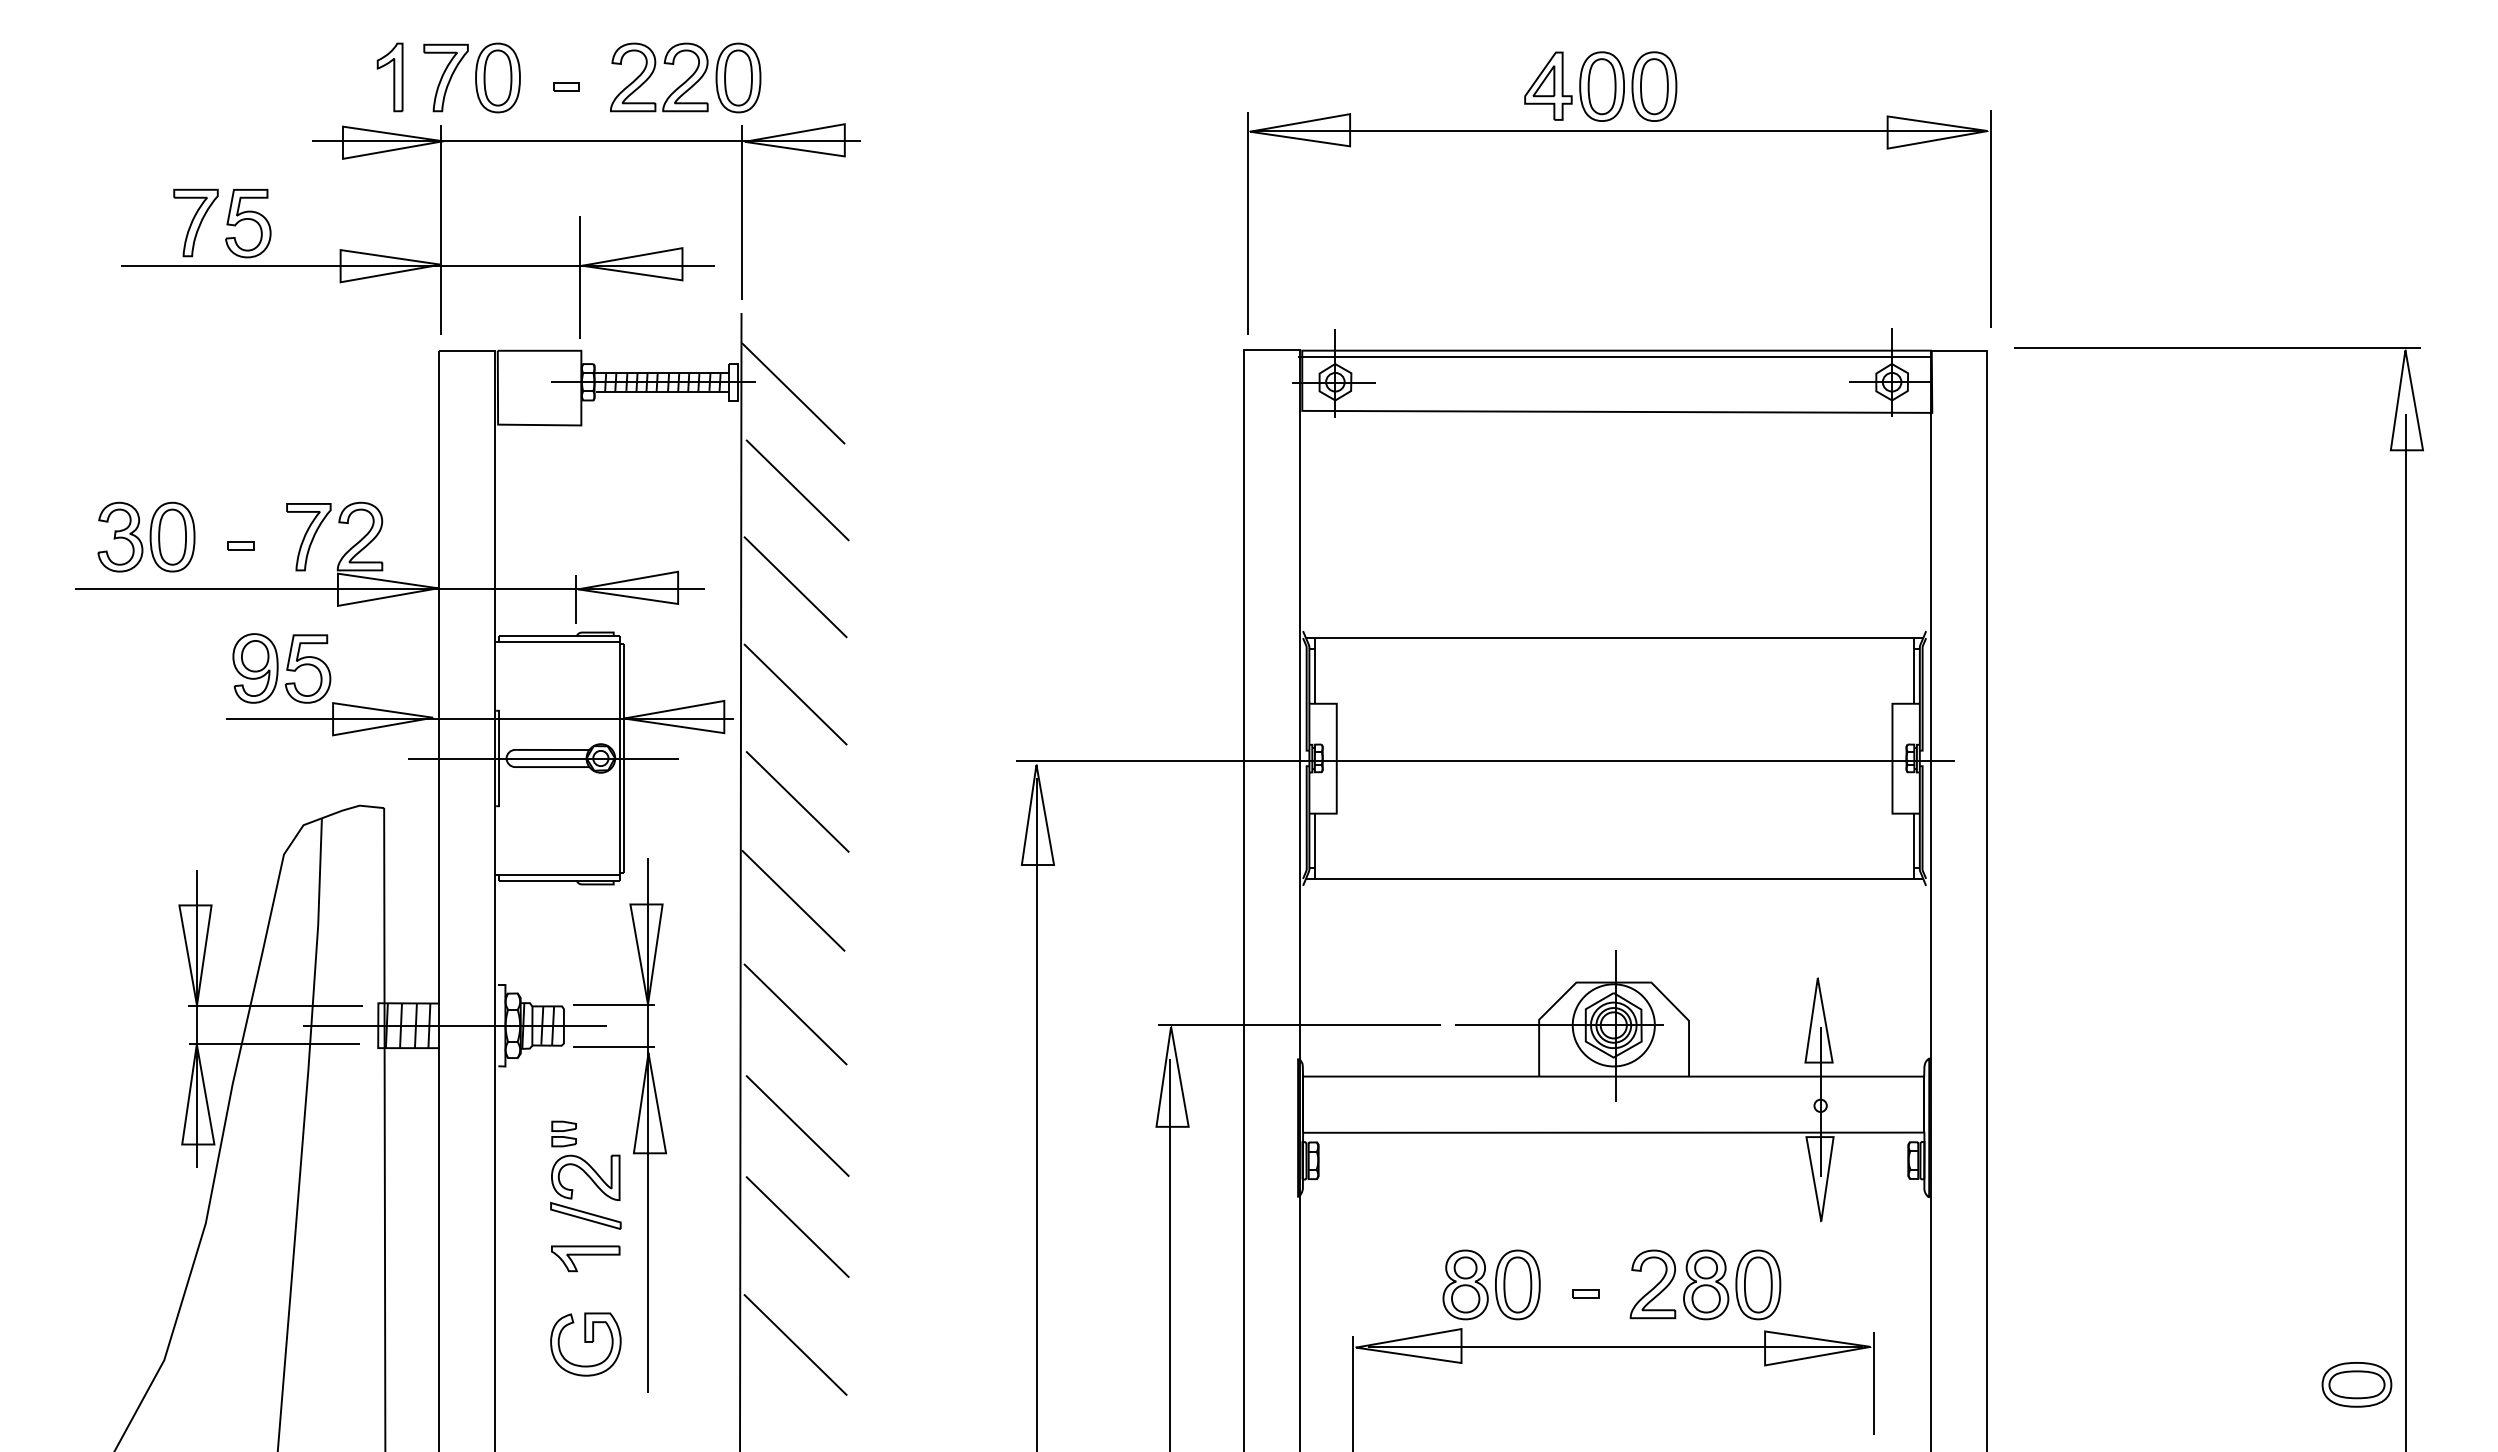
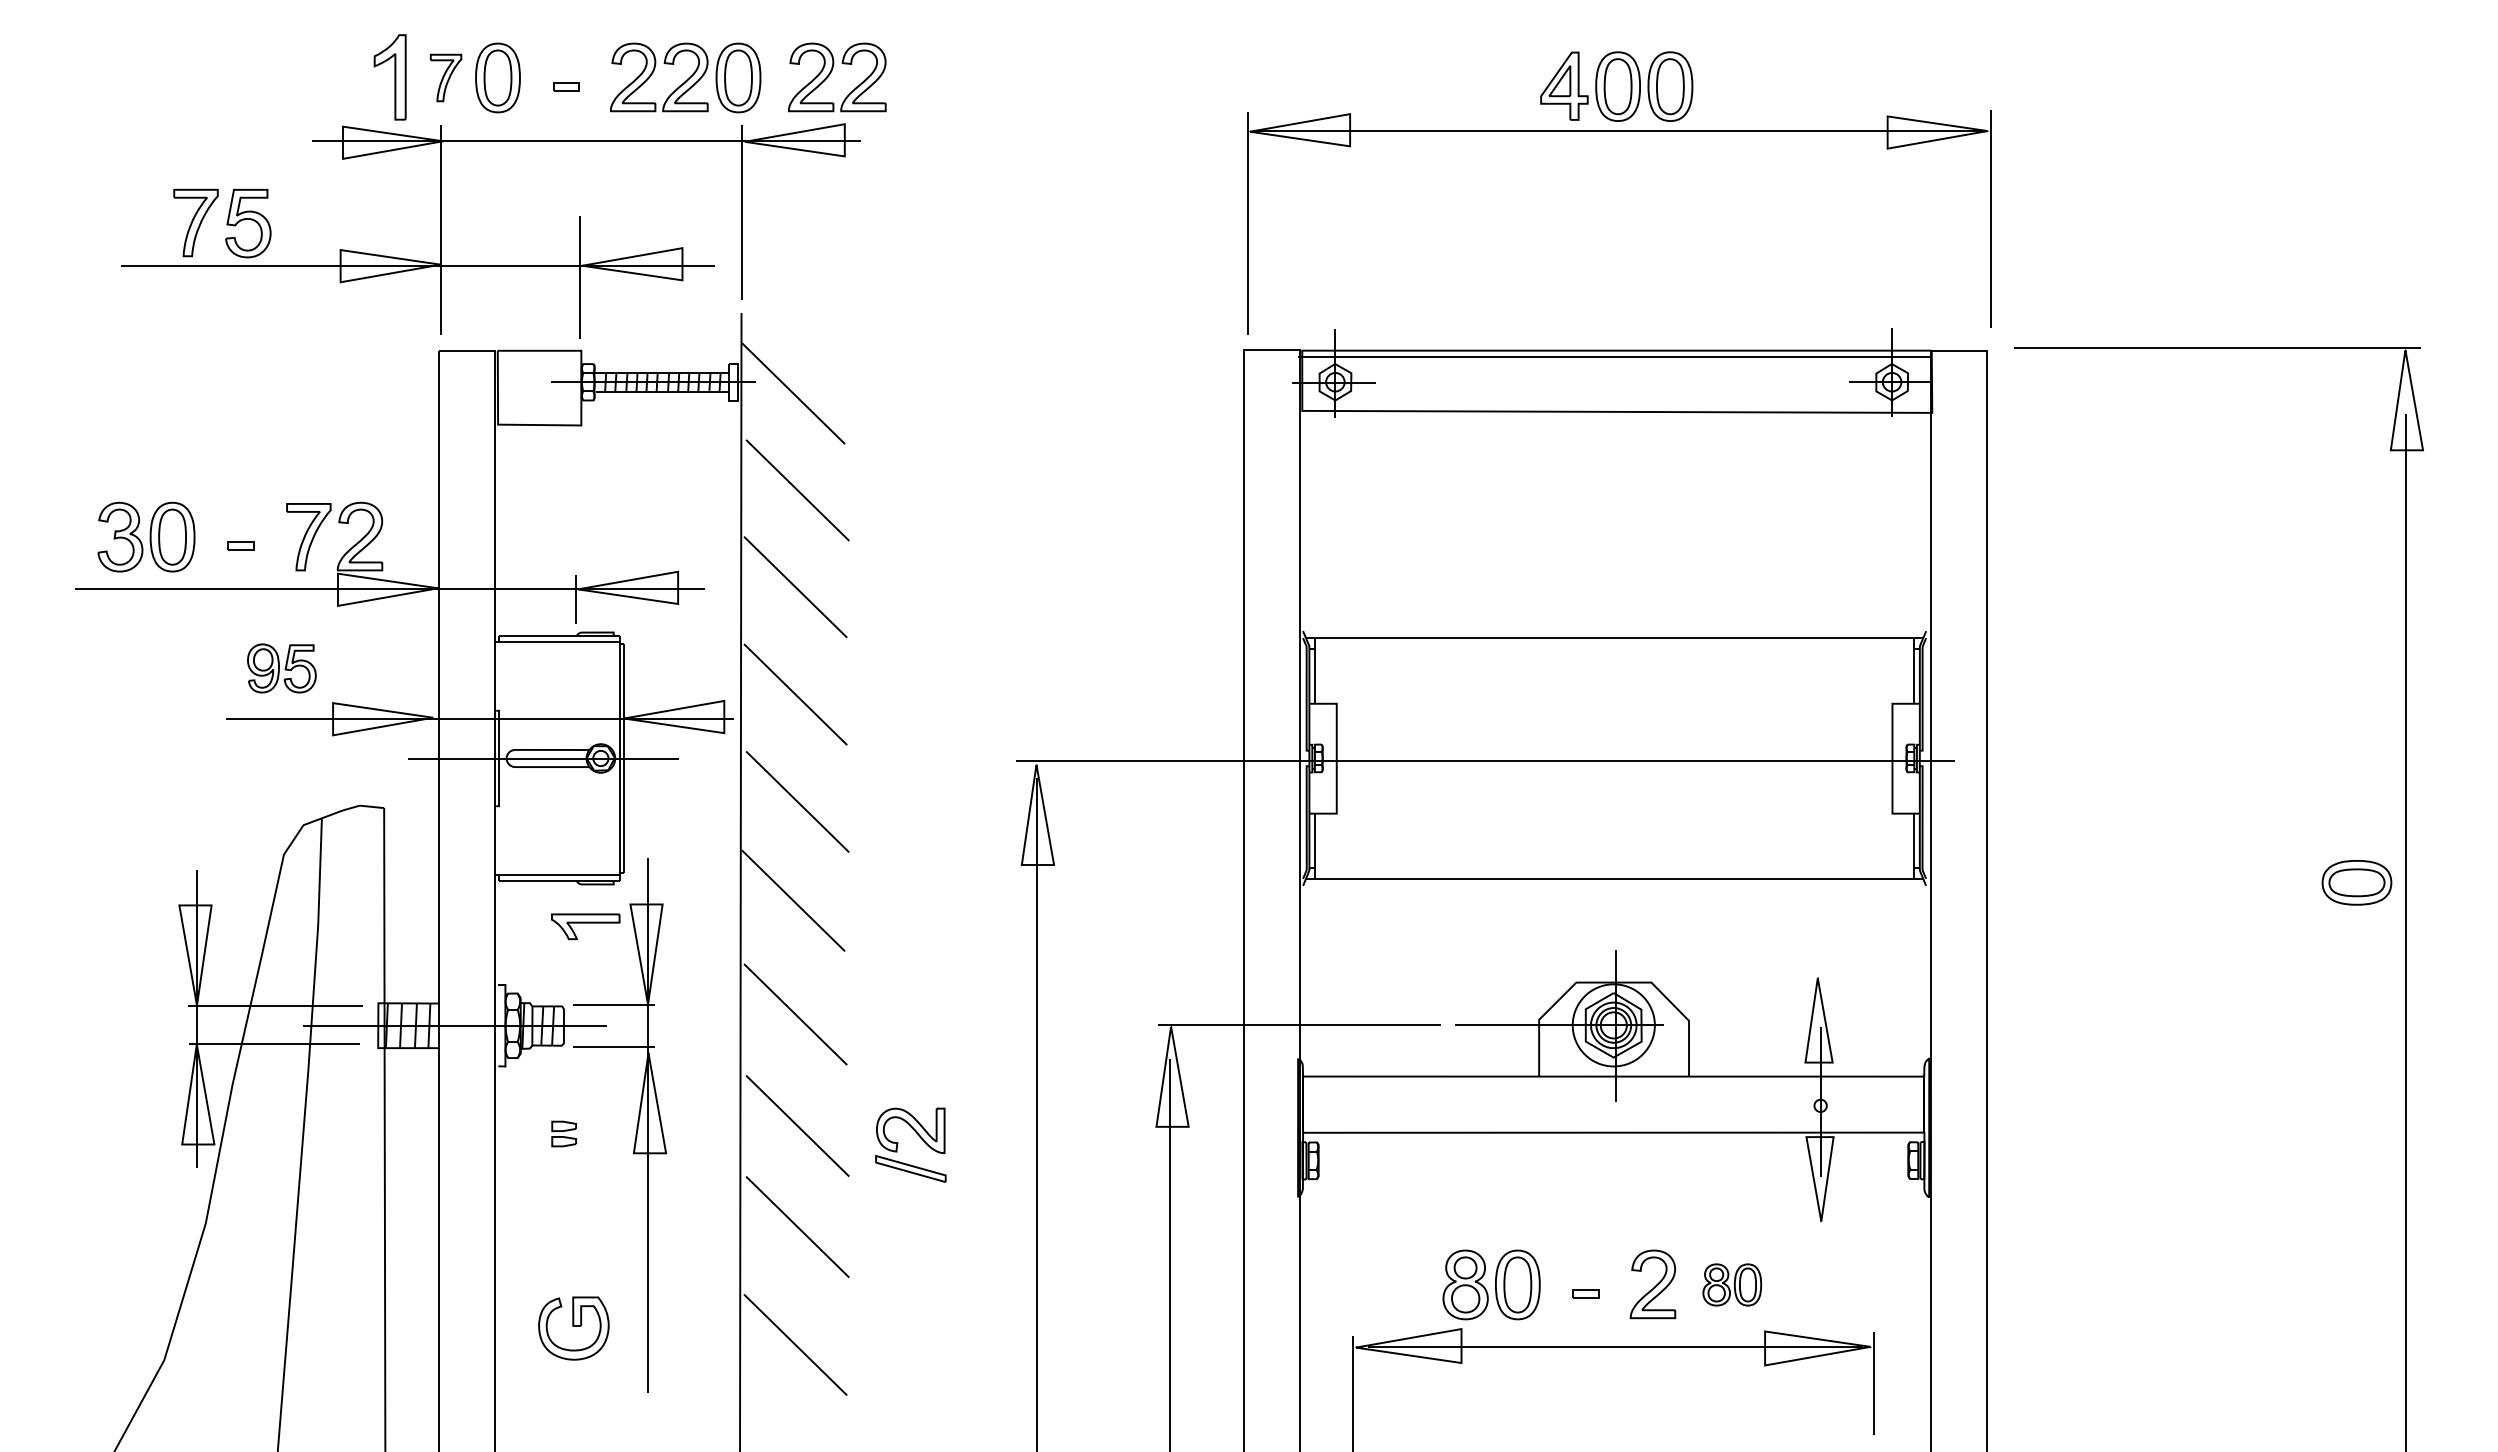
part: none -> present (830, 74)
part size: 28x71 px -> 34x87 px (389, 77)
part size: 46x70 px -> 34x50 px (445, 77)
part position: (1600, 86) -> (1616, 86) (1616, 86)
part size: 100x71 px -> 70x51 px (281, 668)
part position: (593, 1183) -> (918, 1136) (918, 1136)
part position: (585, 1258) -> (585, 926) (585, 926)
part size: 99x72 px -> 61x44 px (1732, 1284)
part position: (585, 1344) -> (573, 1328) (573, 1328)
part position: (2356, 1384) -> (2356, 882) (2356, 882)
